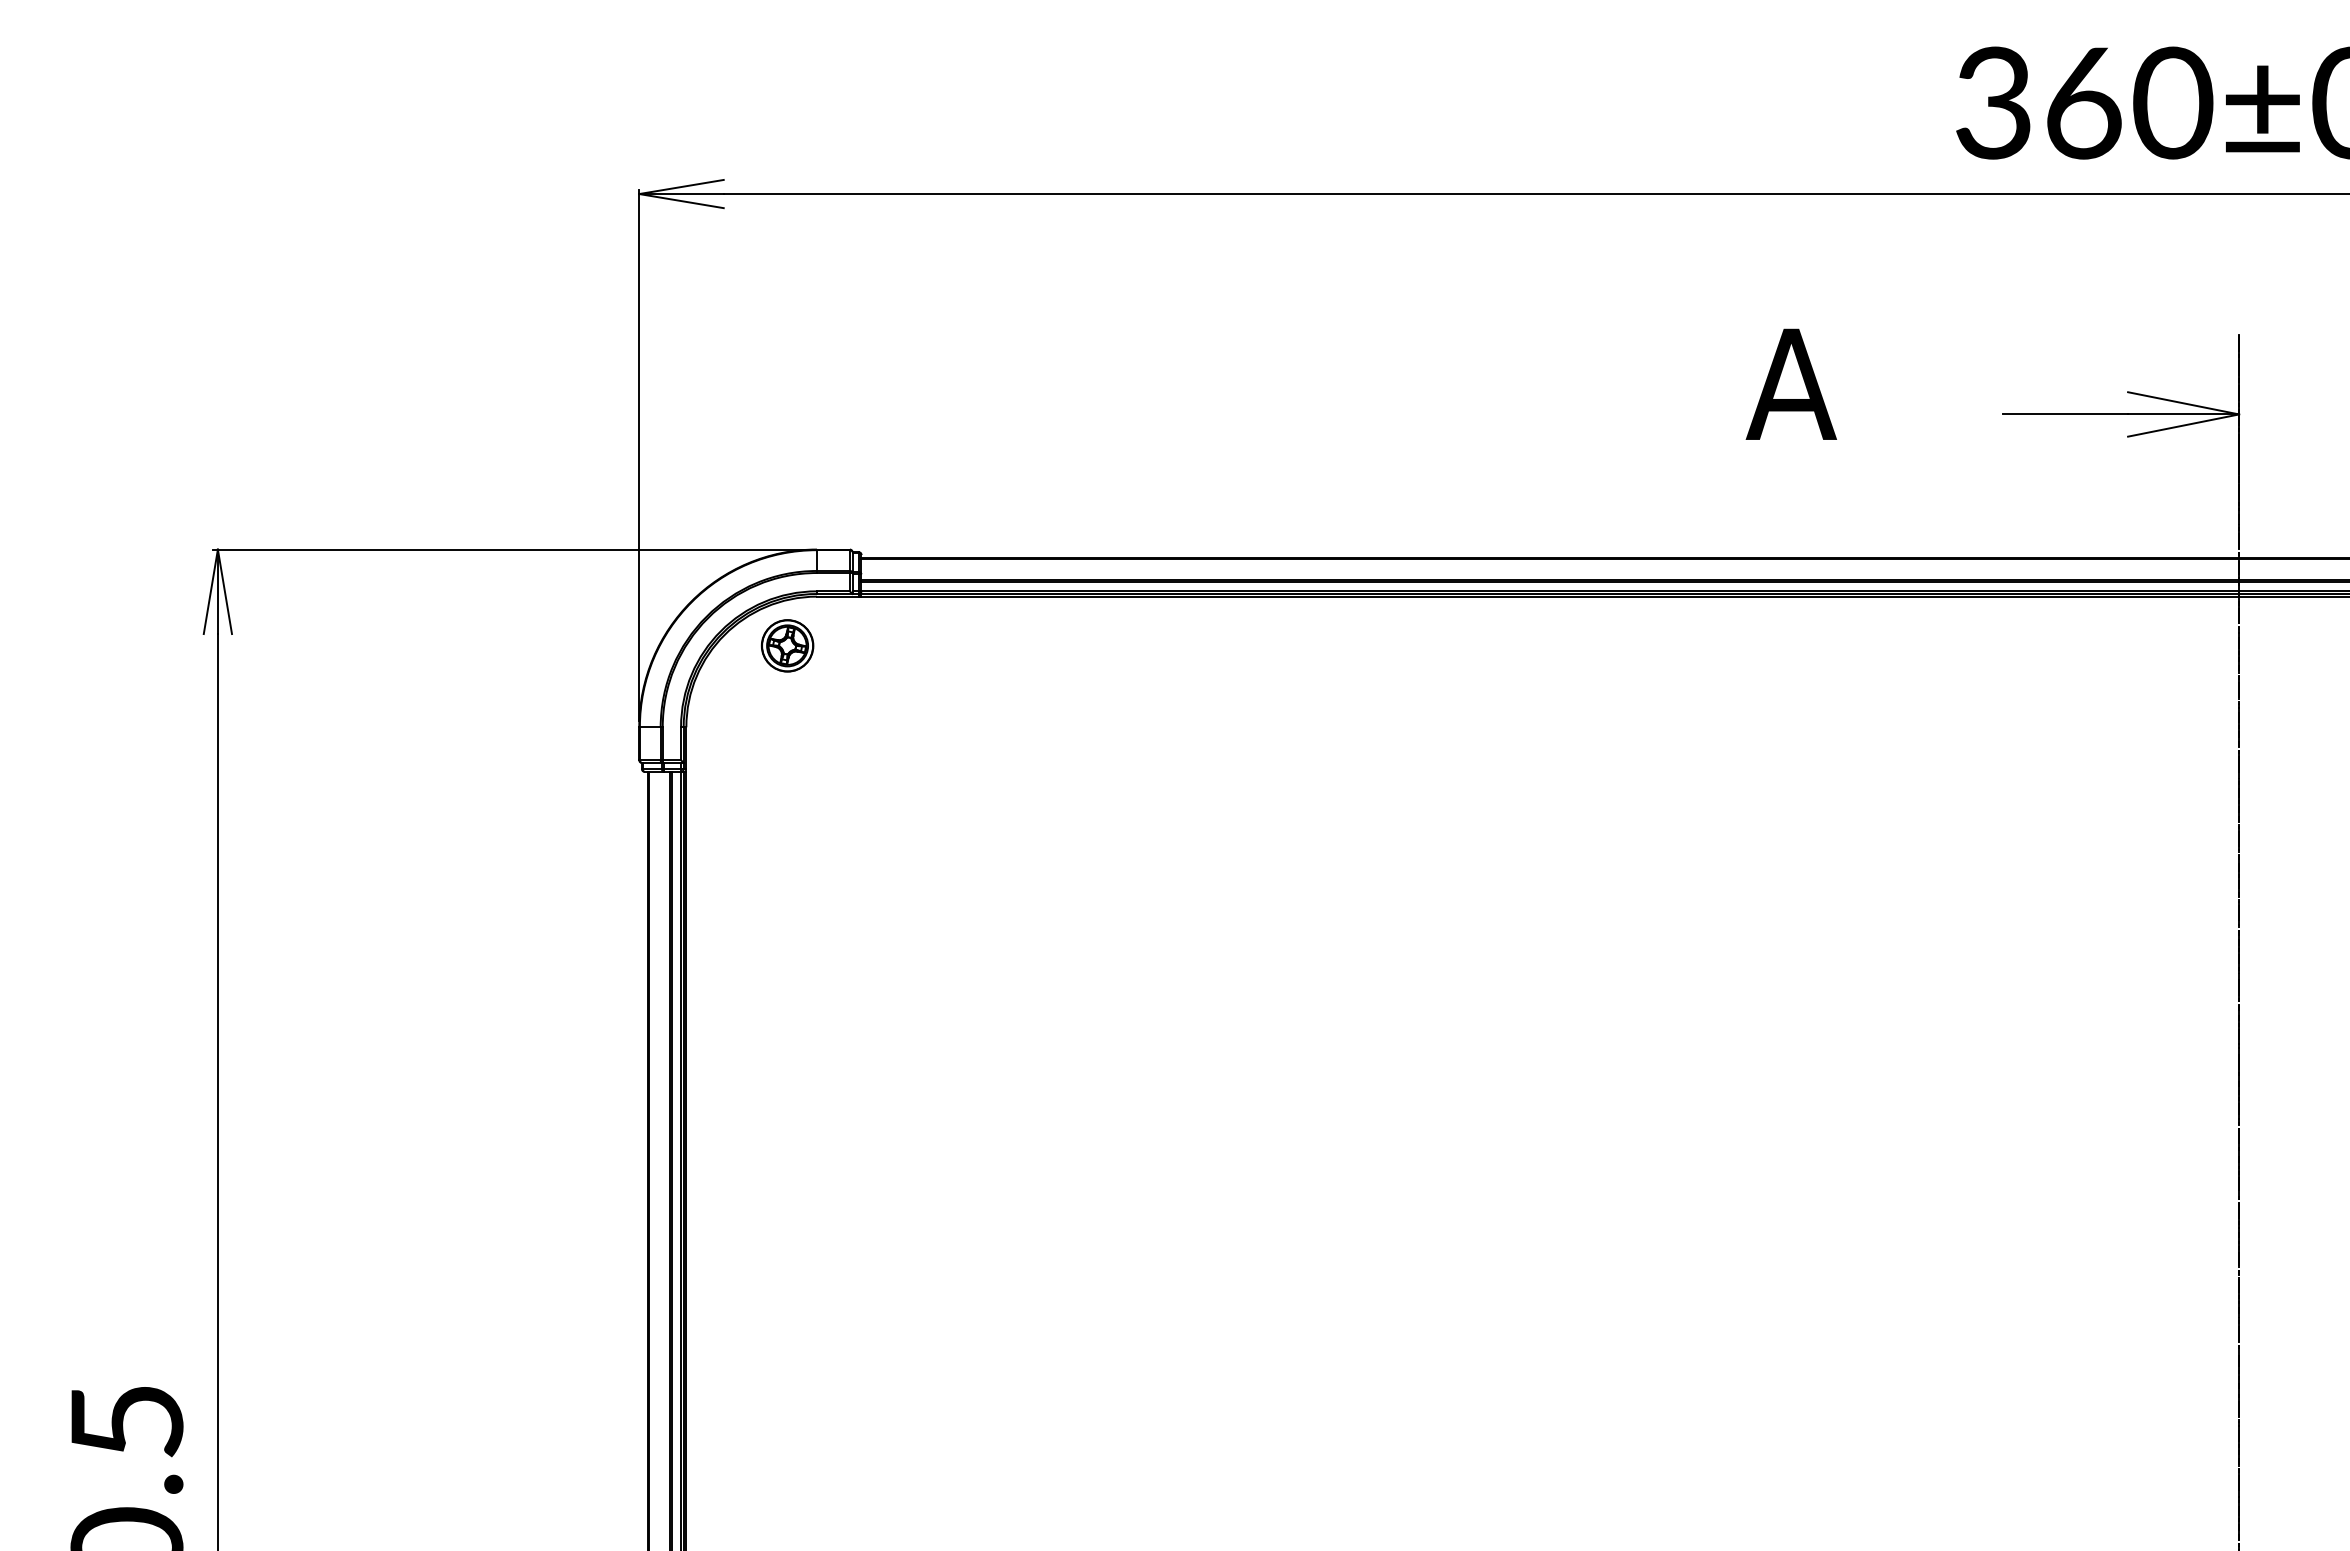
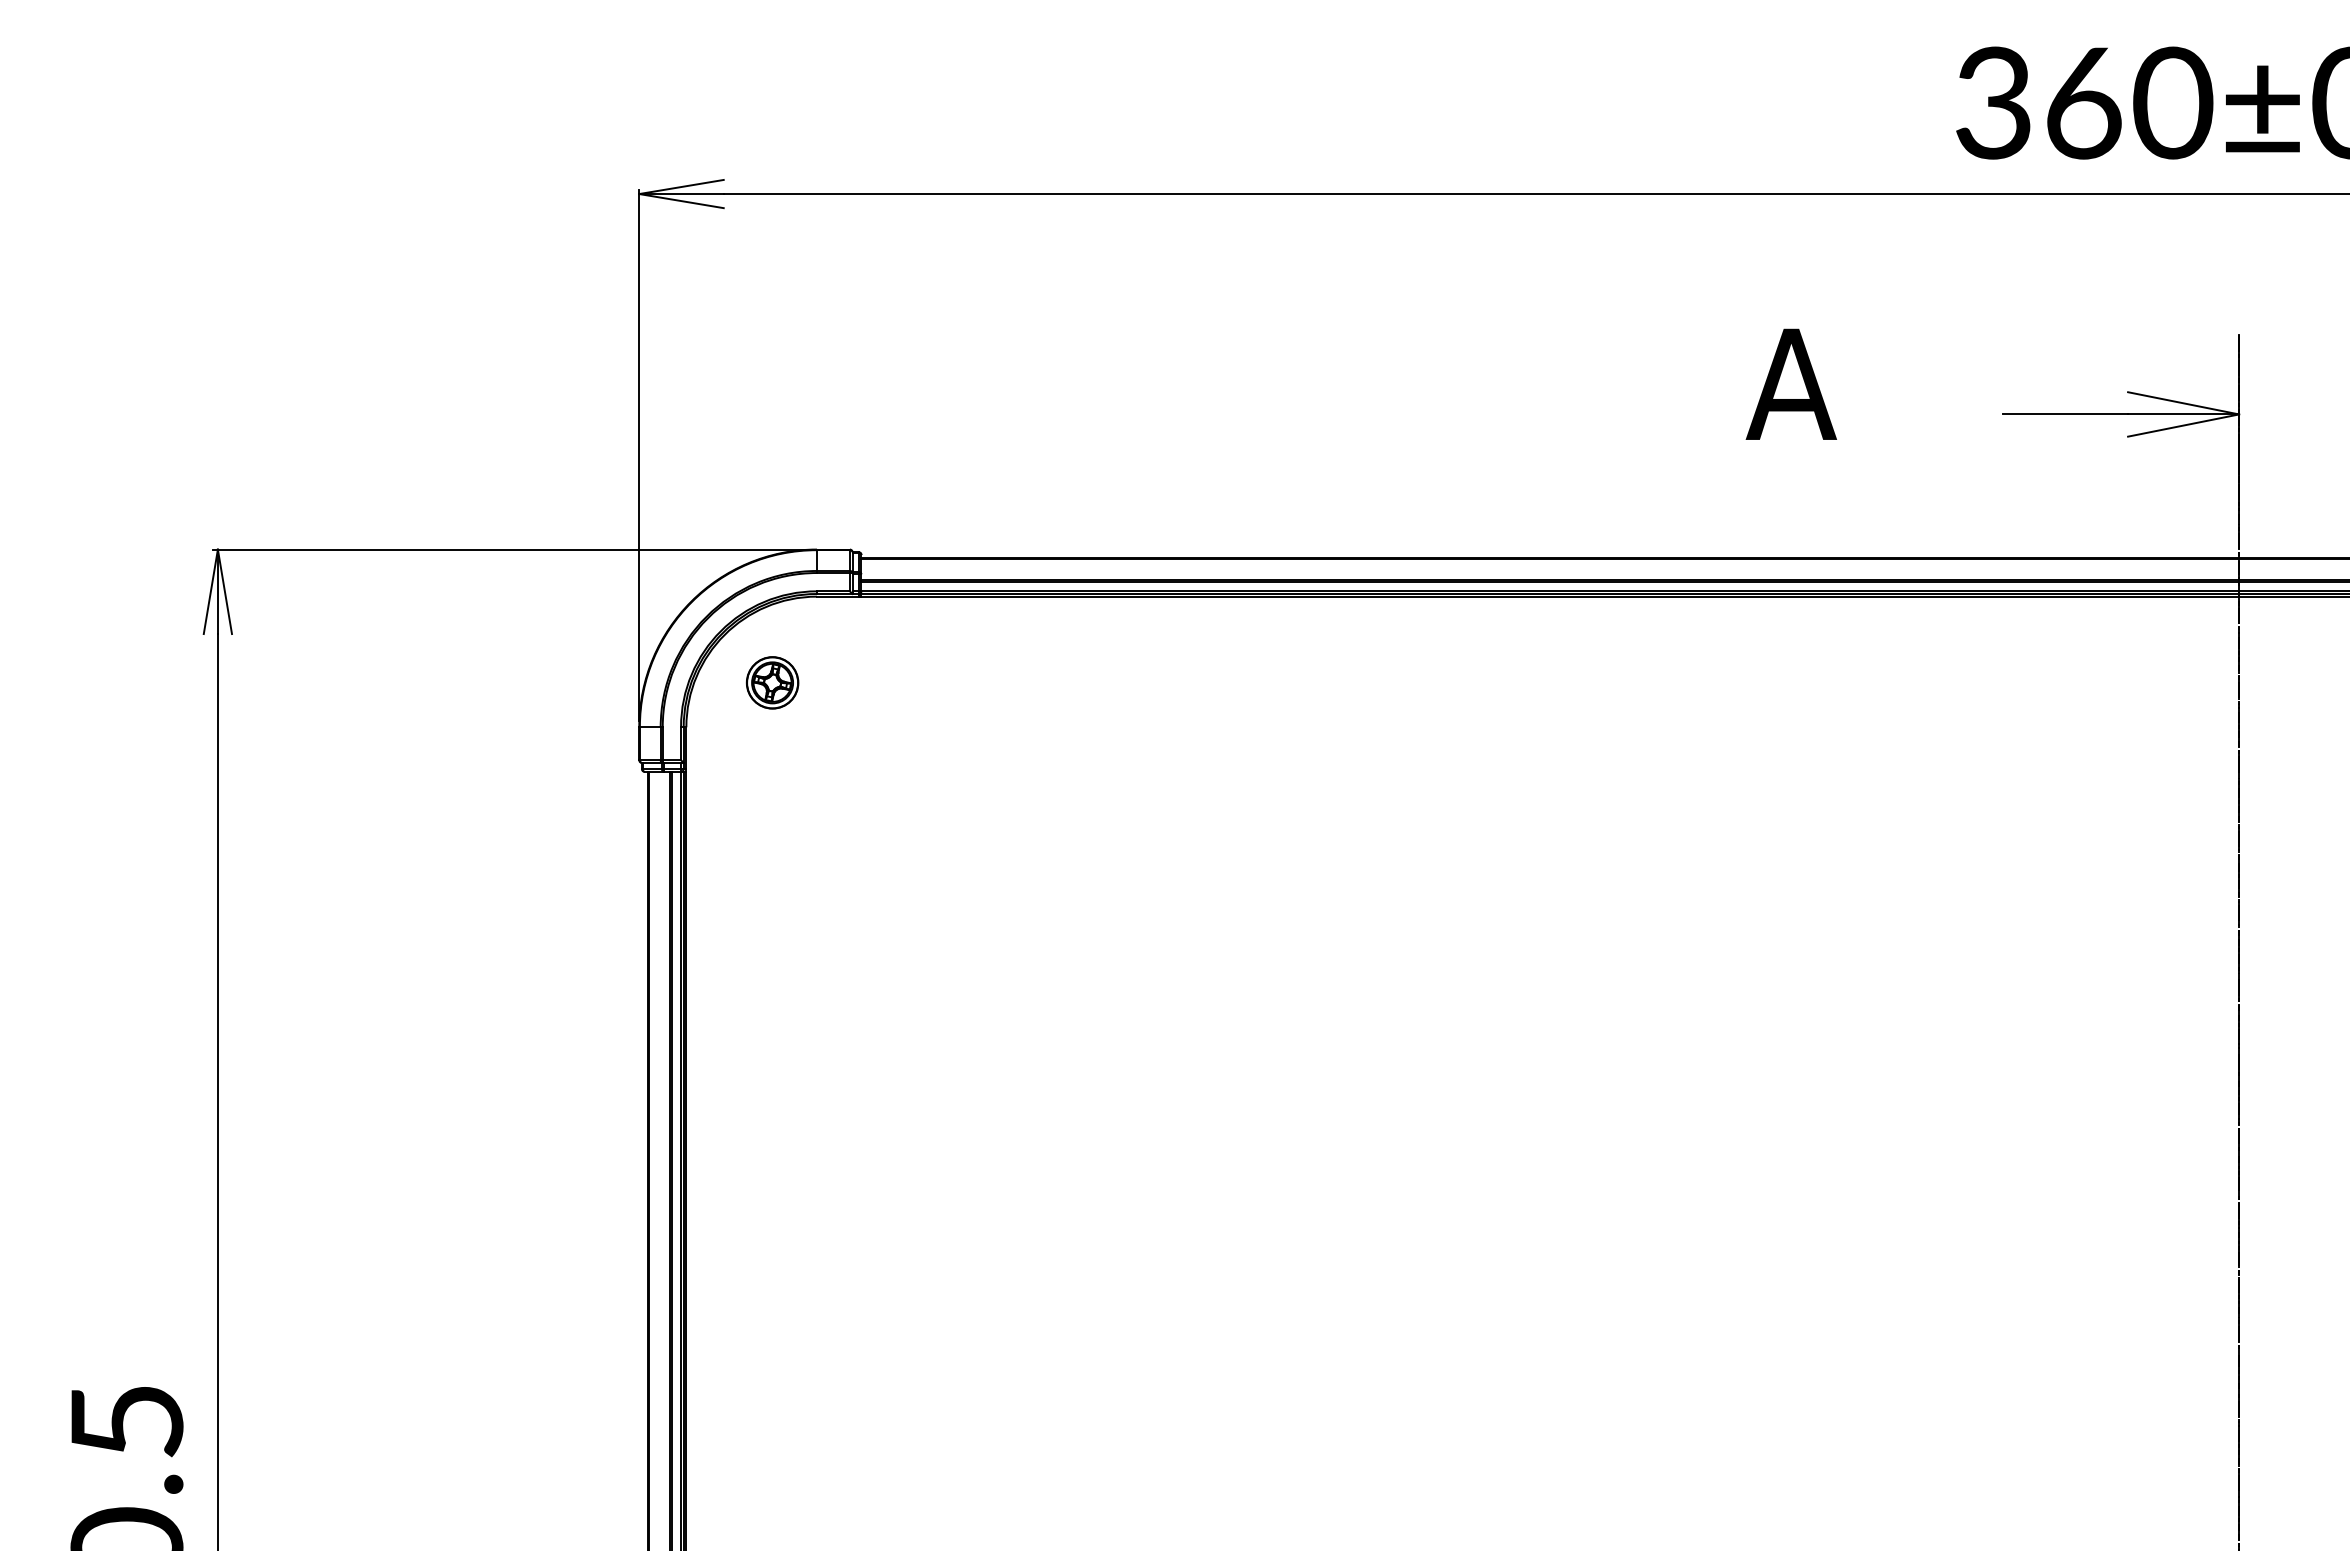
part position: (787, 645) -> (772, 682) (772, 682)
